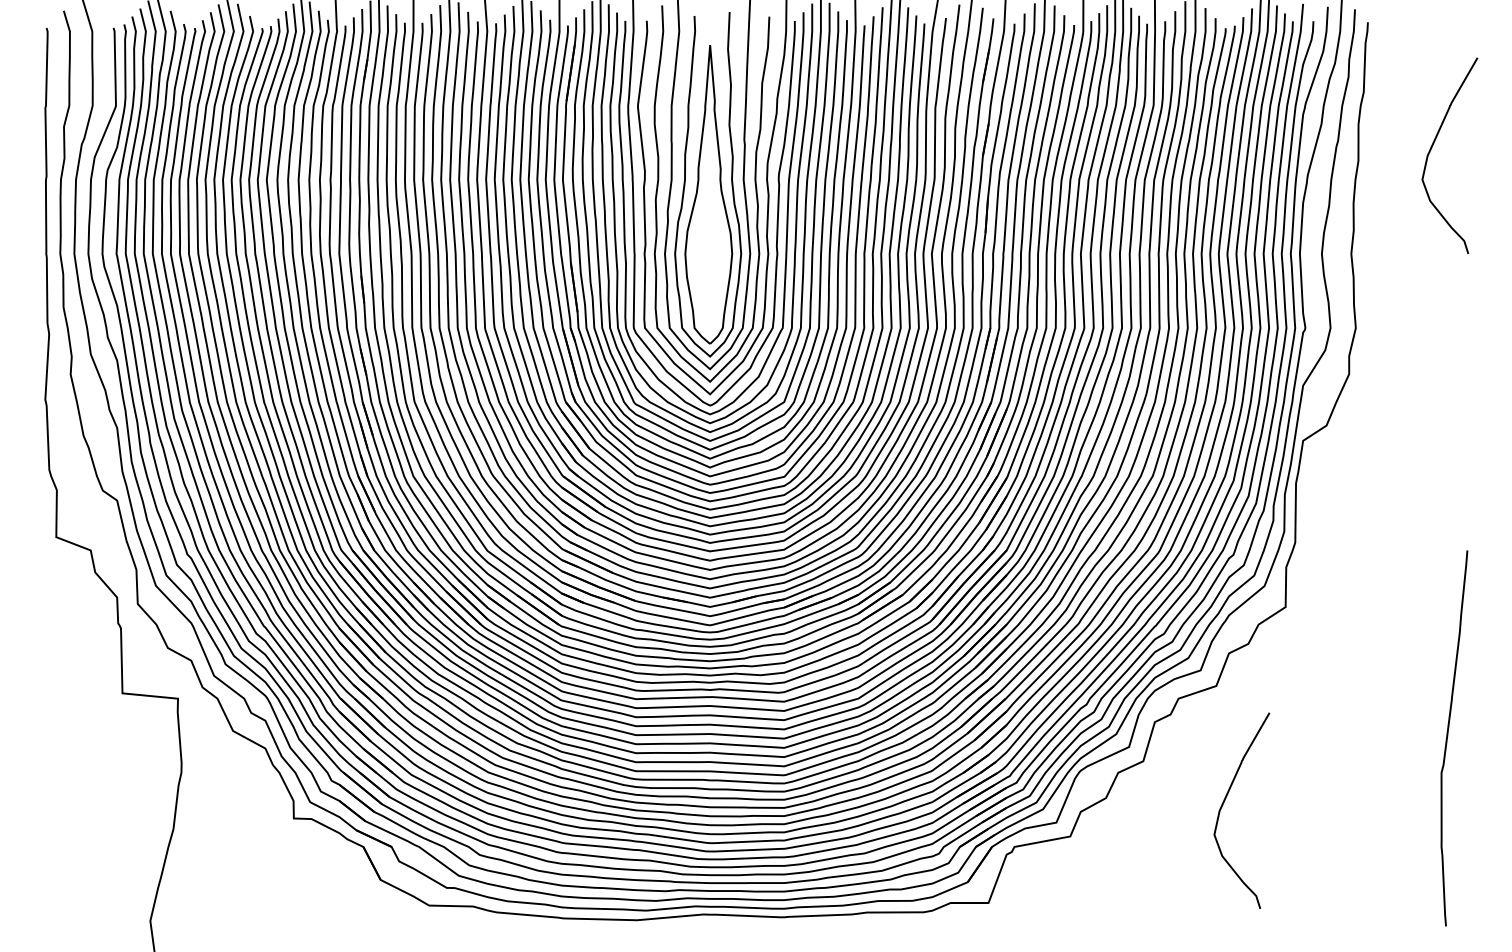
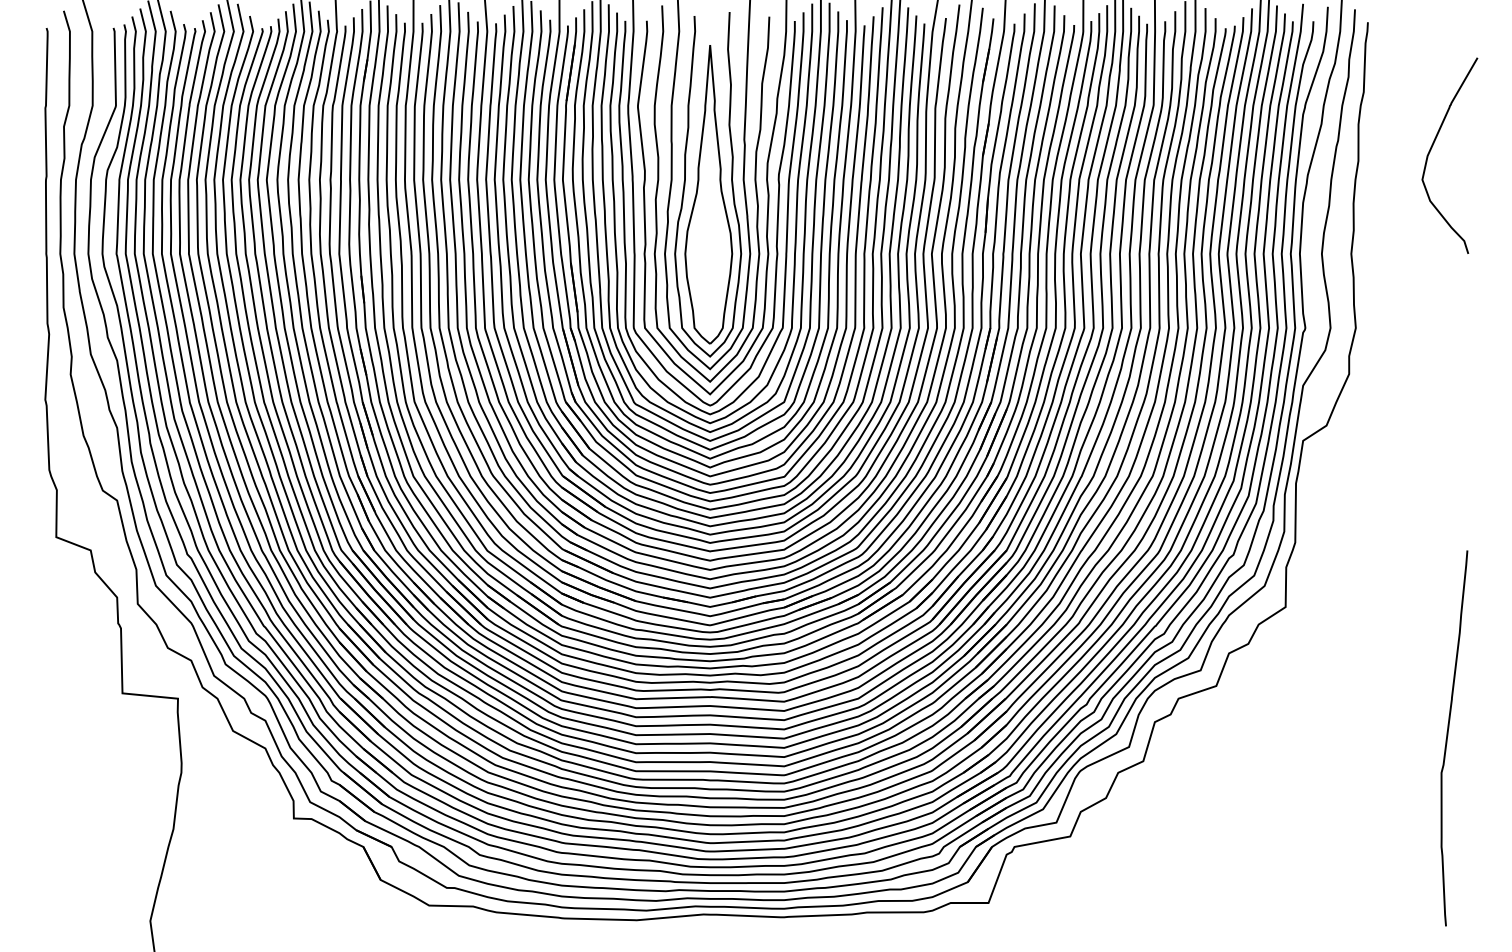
curve: present -> none (1223, 805)
